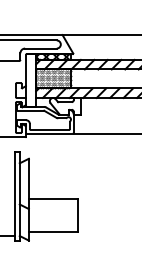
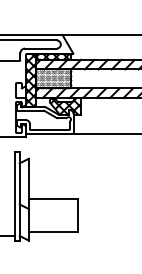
hatch: none -> present (31, 80)
hatch: none -> present (65, 105)
